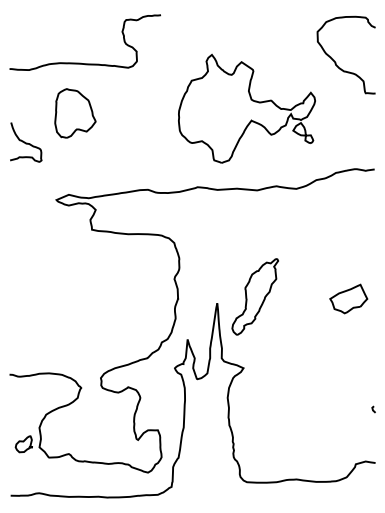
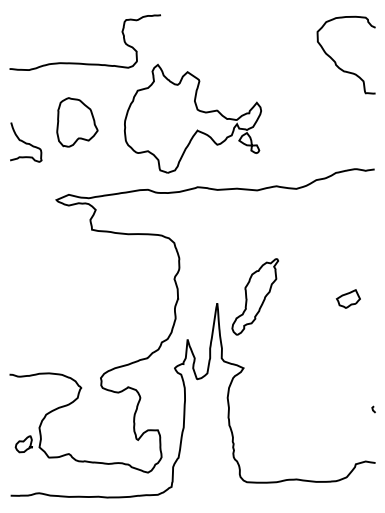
part position: (246, 108) -> (192, 118) (192, 118)
part position: (75, 113) -> (77, 122) (77, 122)
part size: 40x32 px -> 26x20 px (347, 298)
